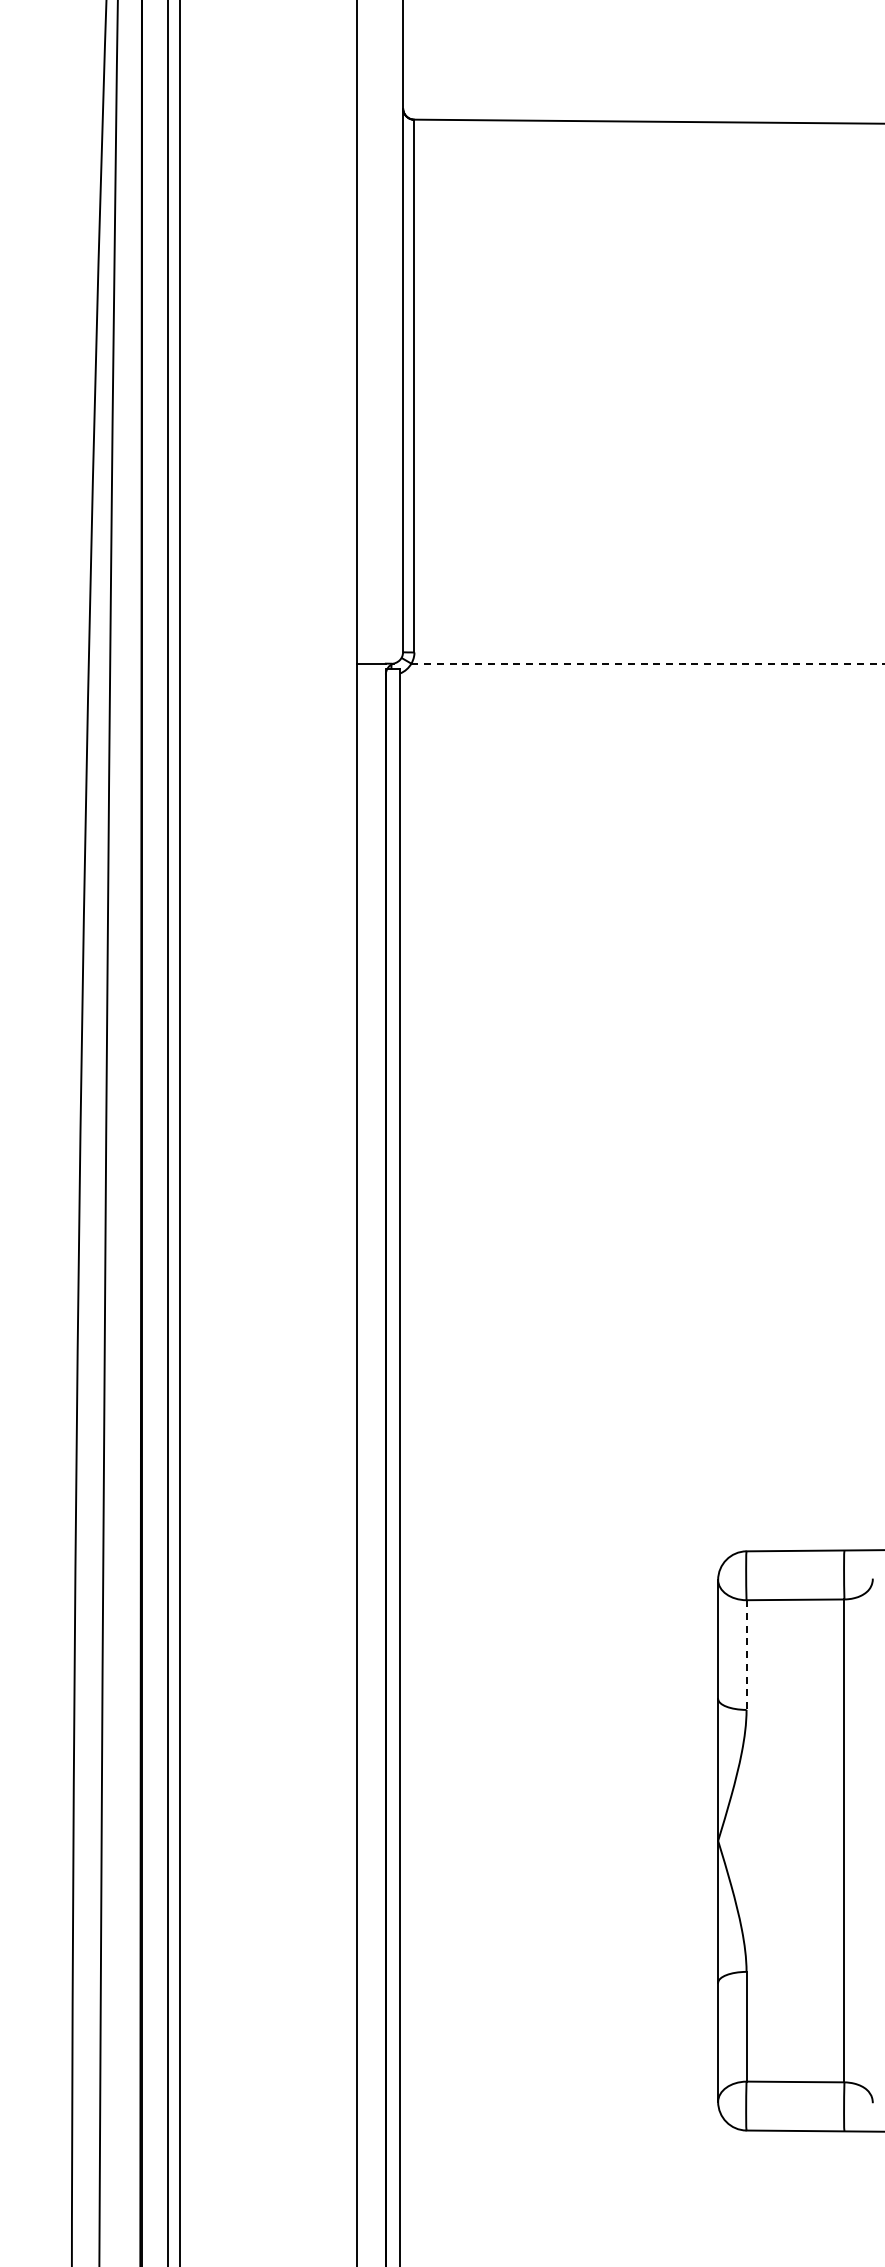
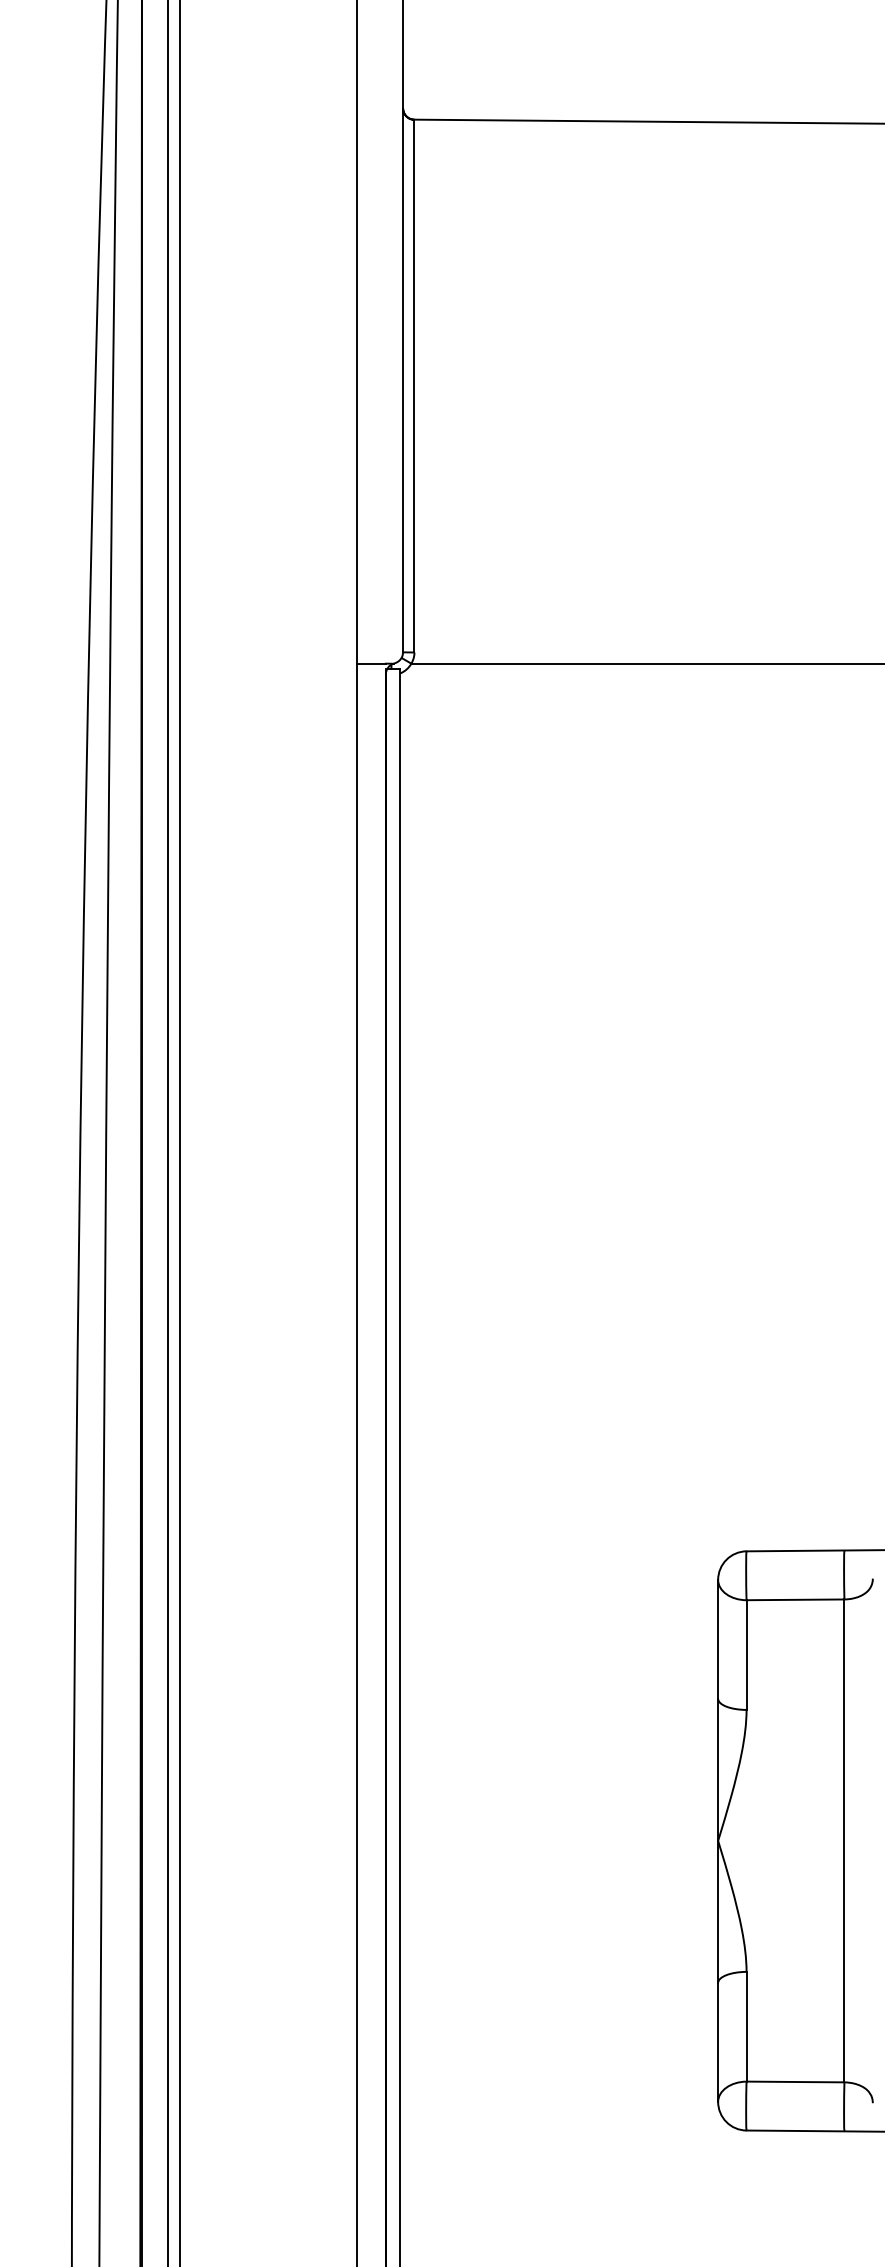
line: dashed -> solid (648, 663)
line: dashed -> solid (746, 1655)
